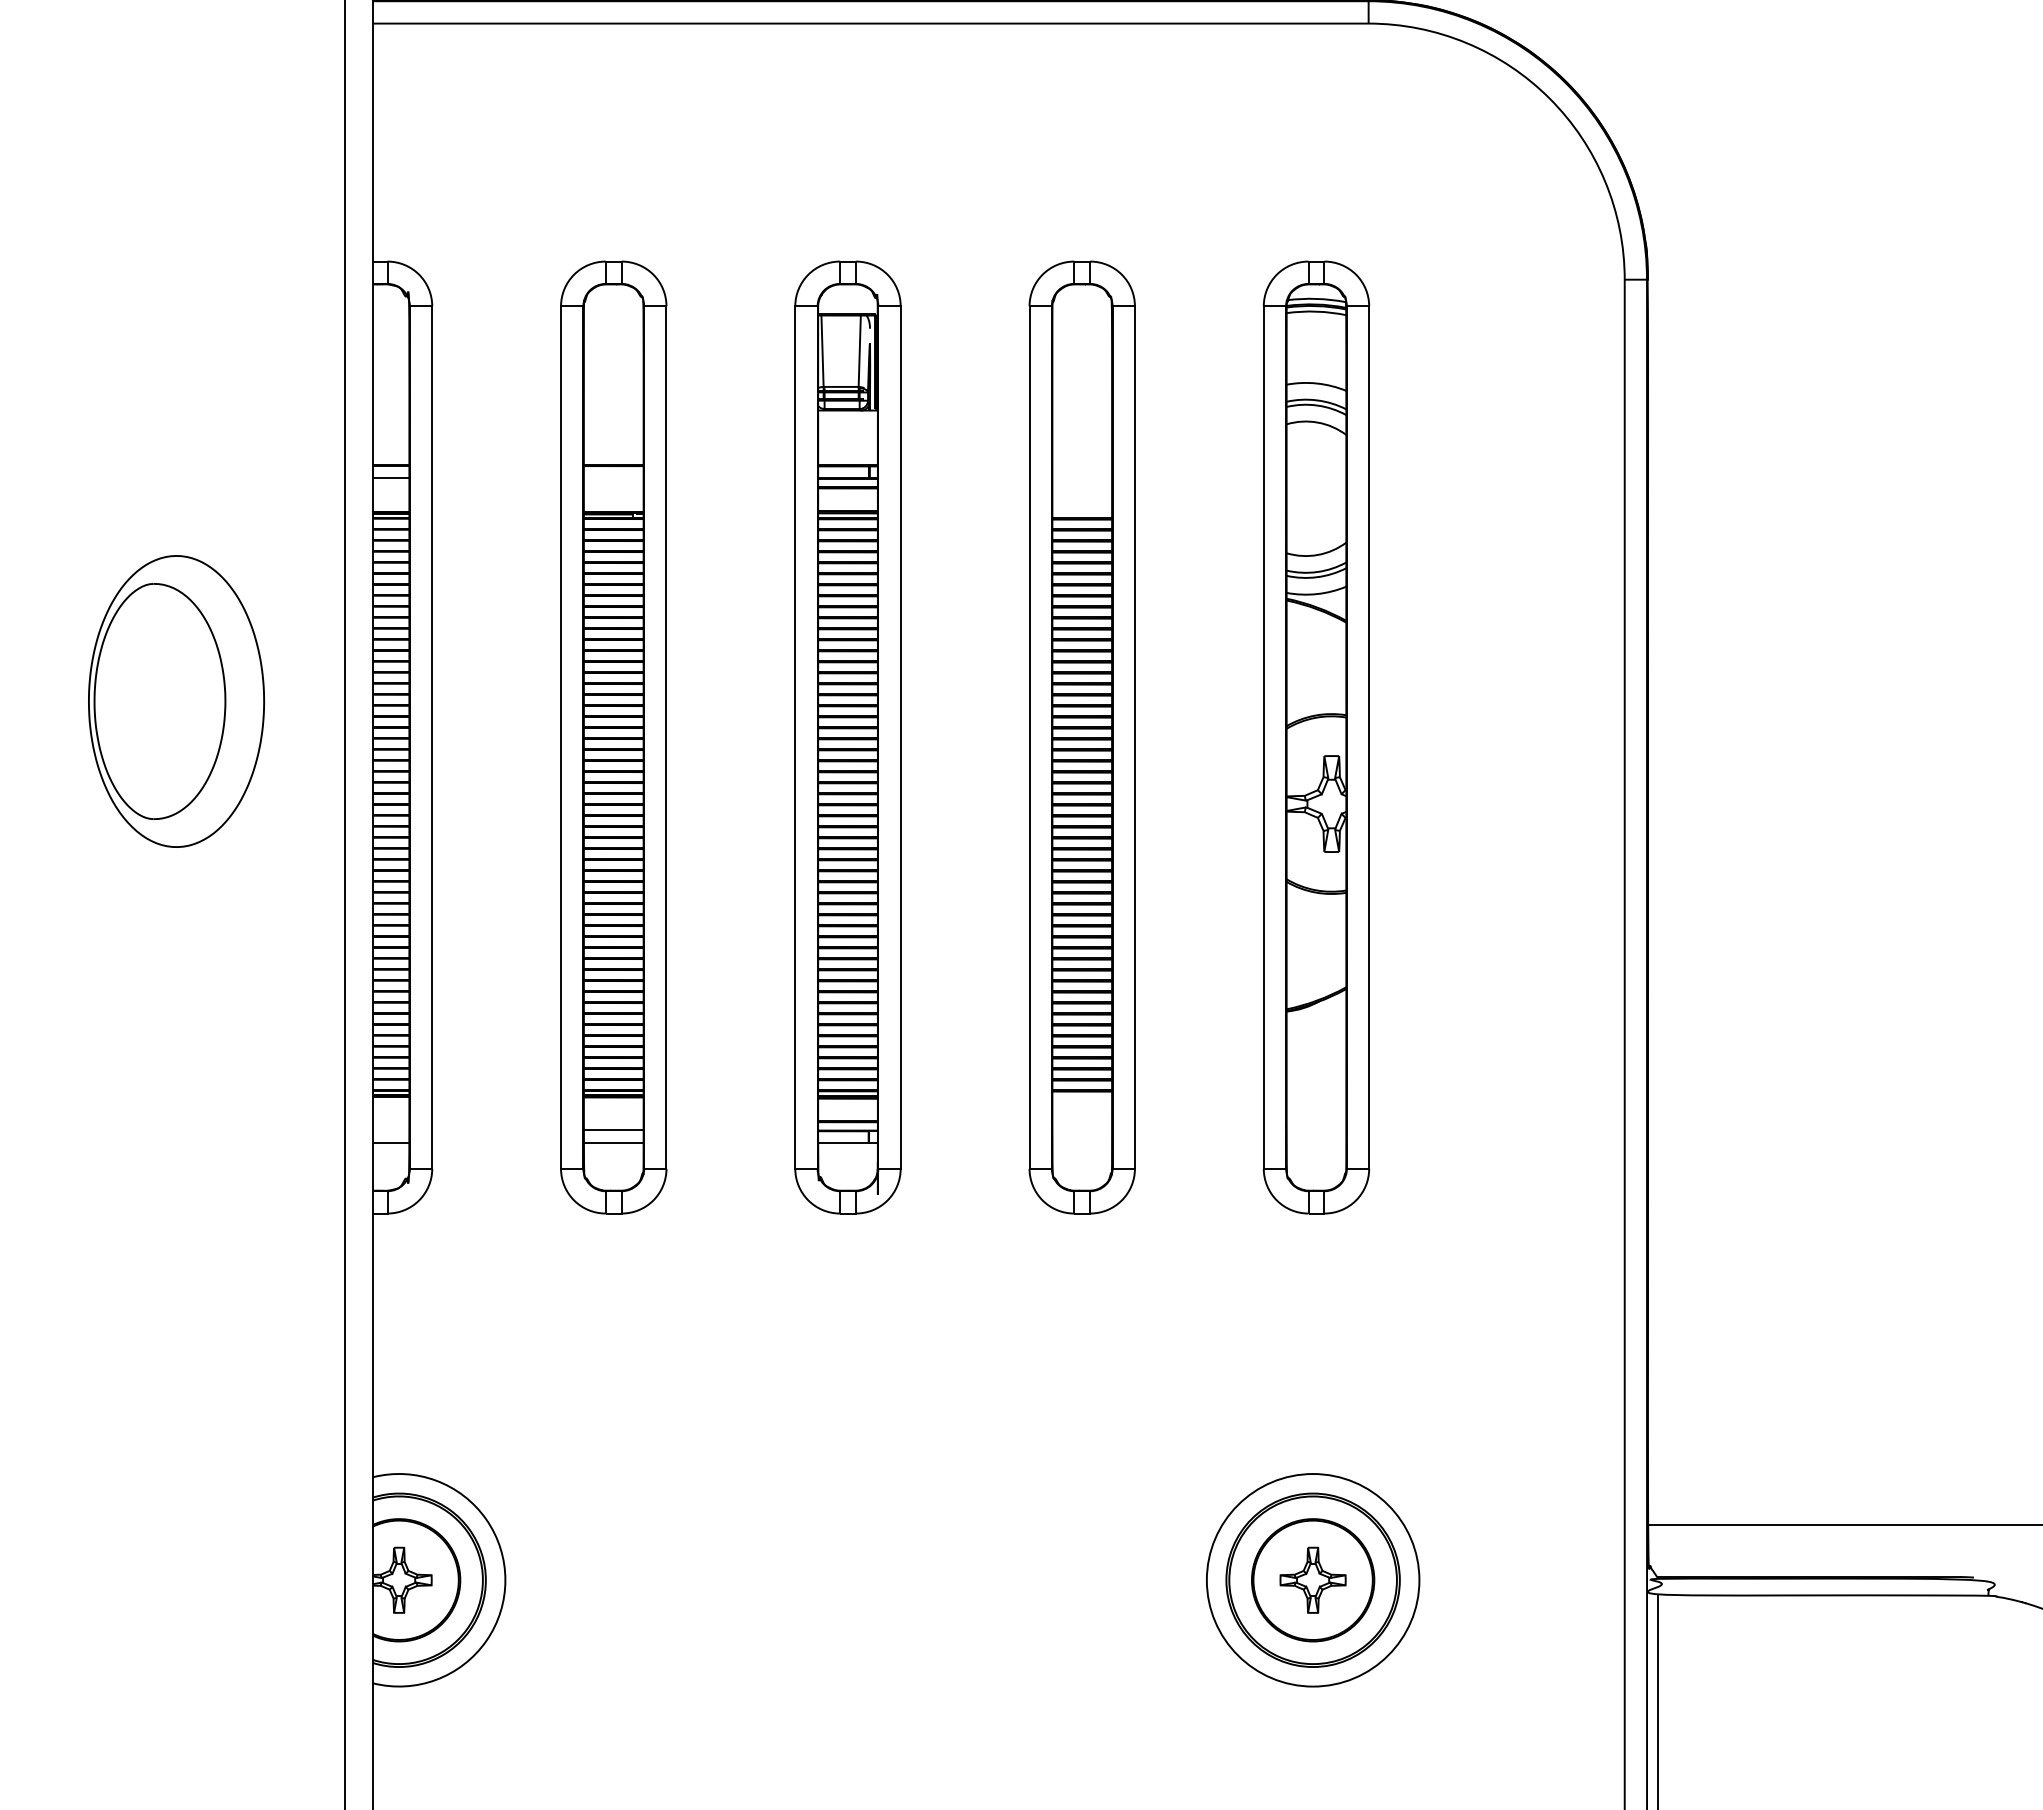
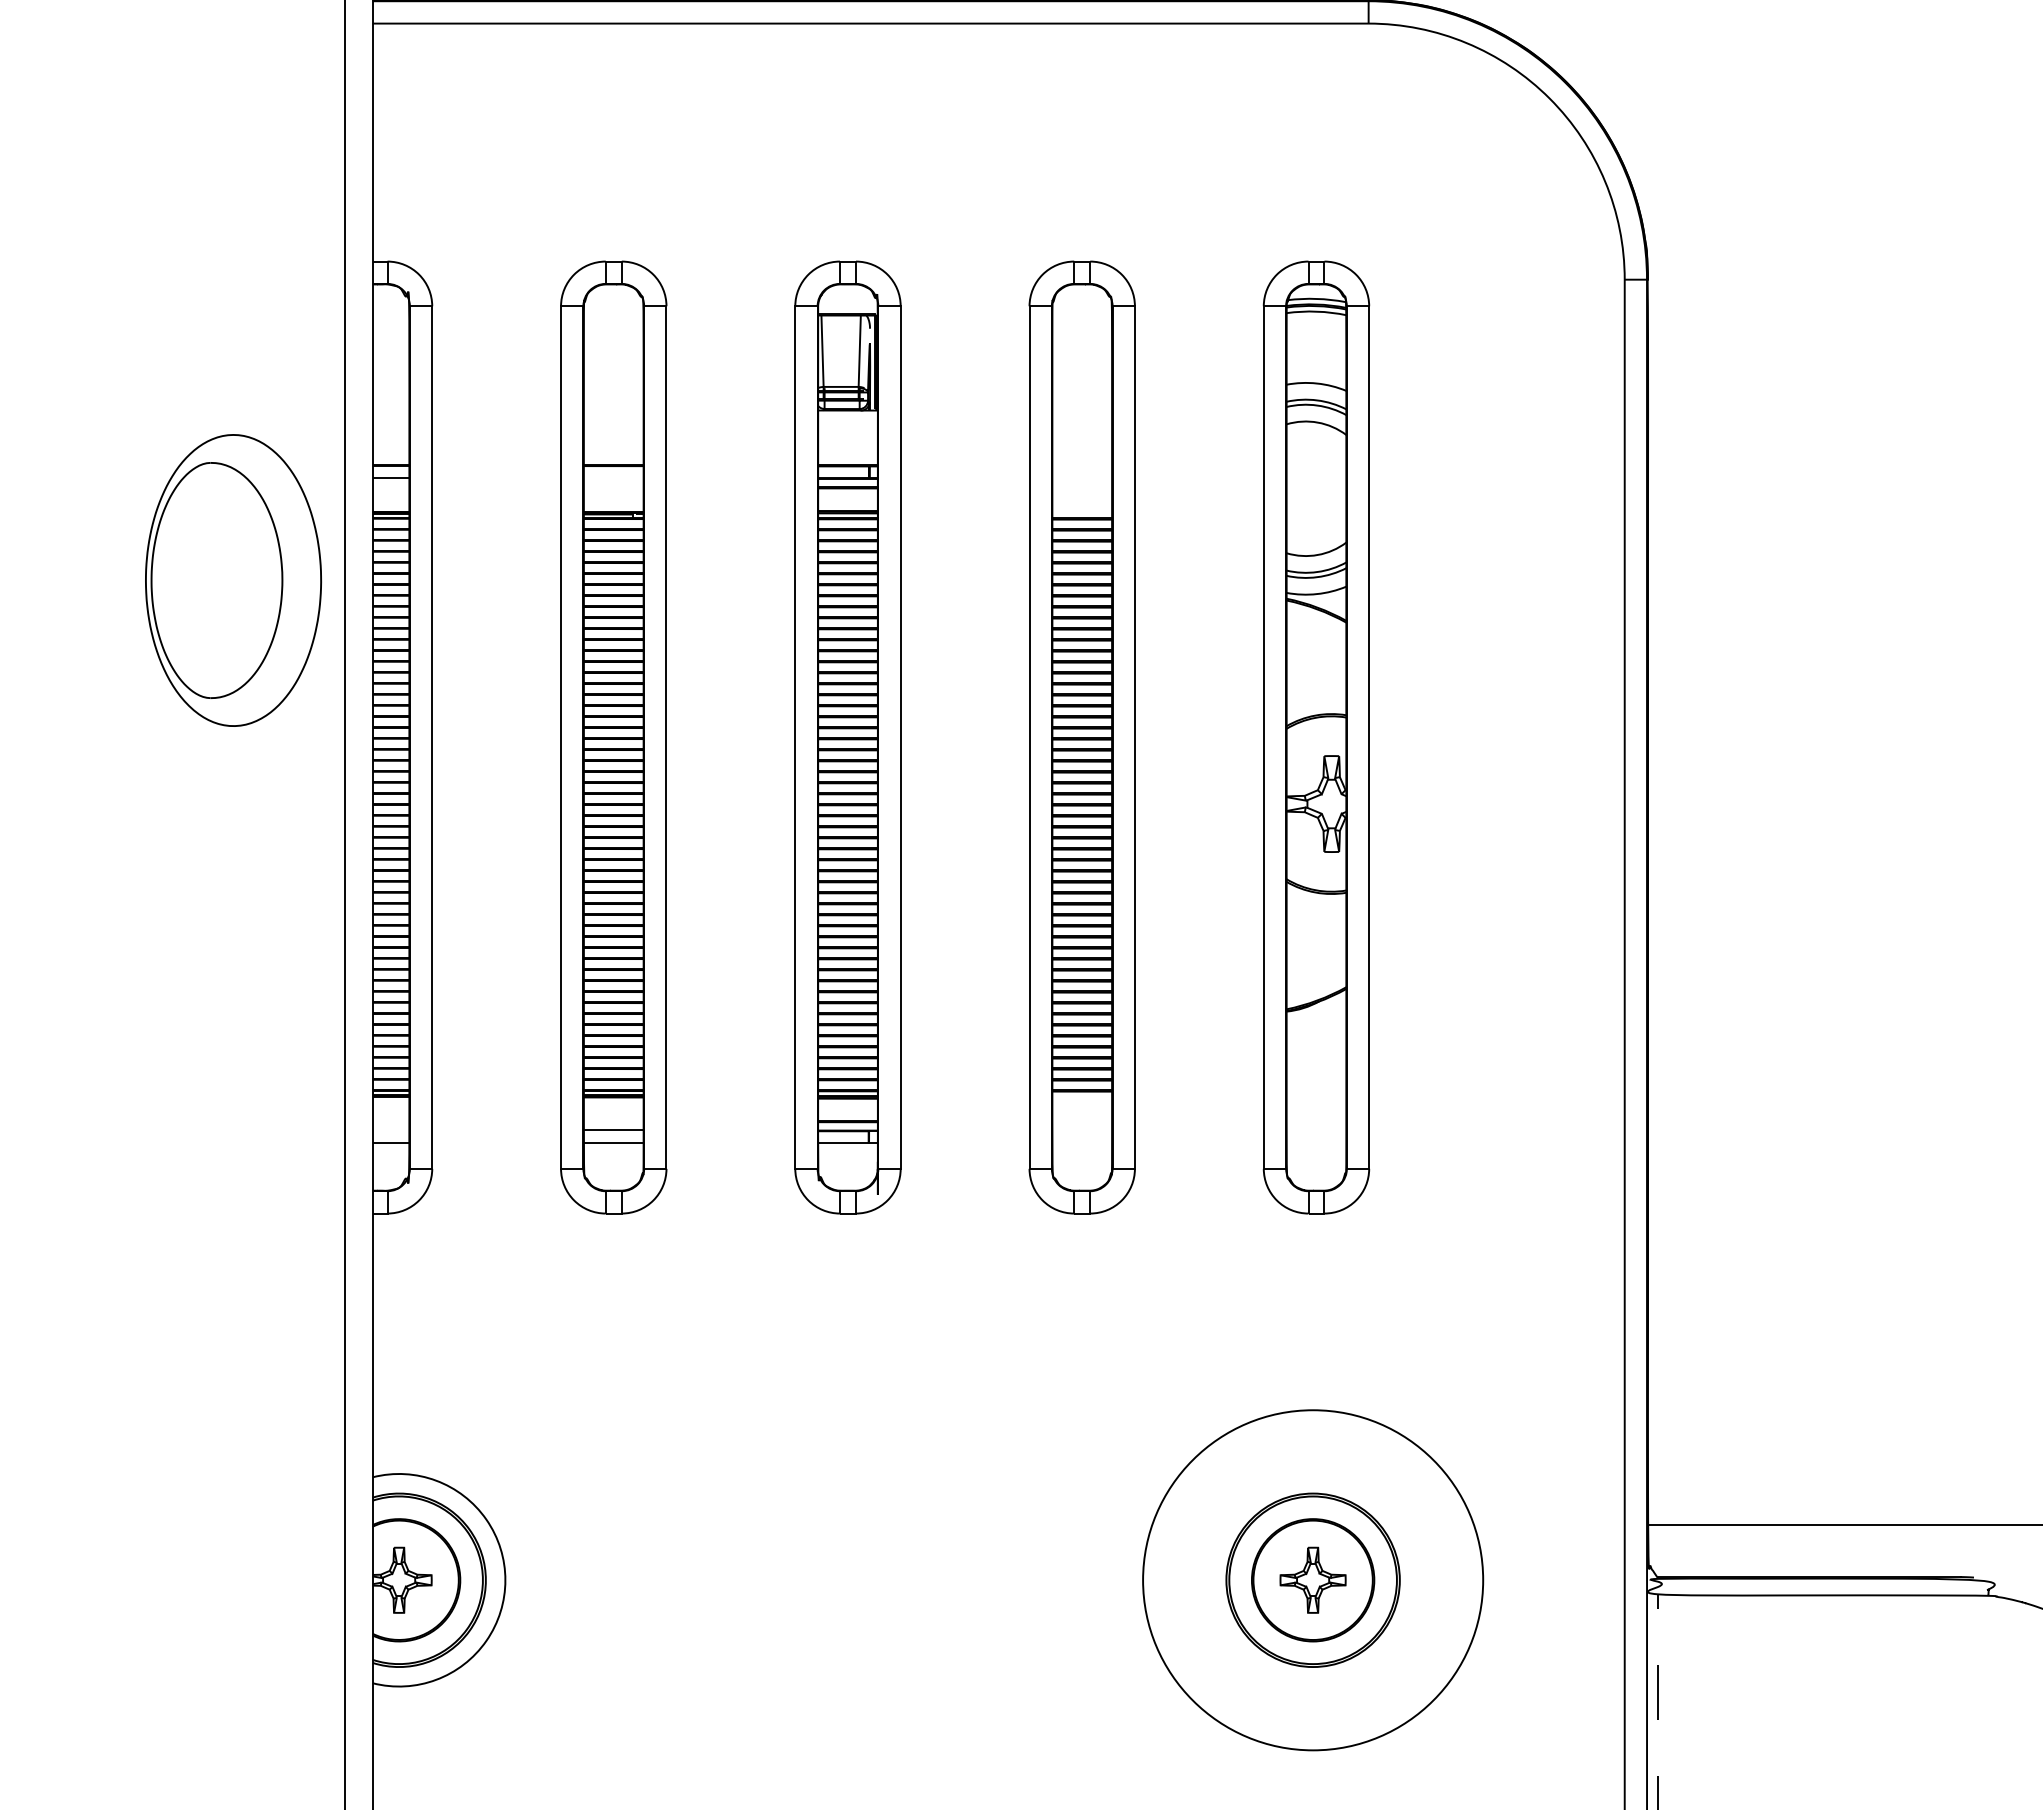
part position: (176, 701) -> (233, 580) (233, 580)
circle diameter: 213 px -> 340 px (1313, 1580)
line: solid -> dashed (1657, 1702)
